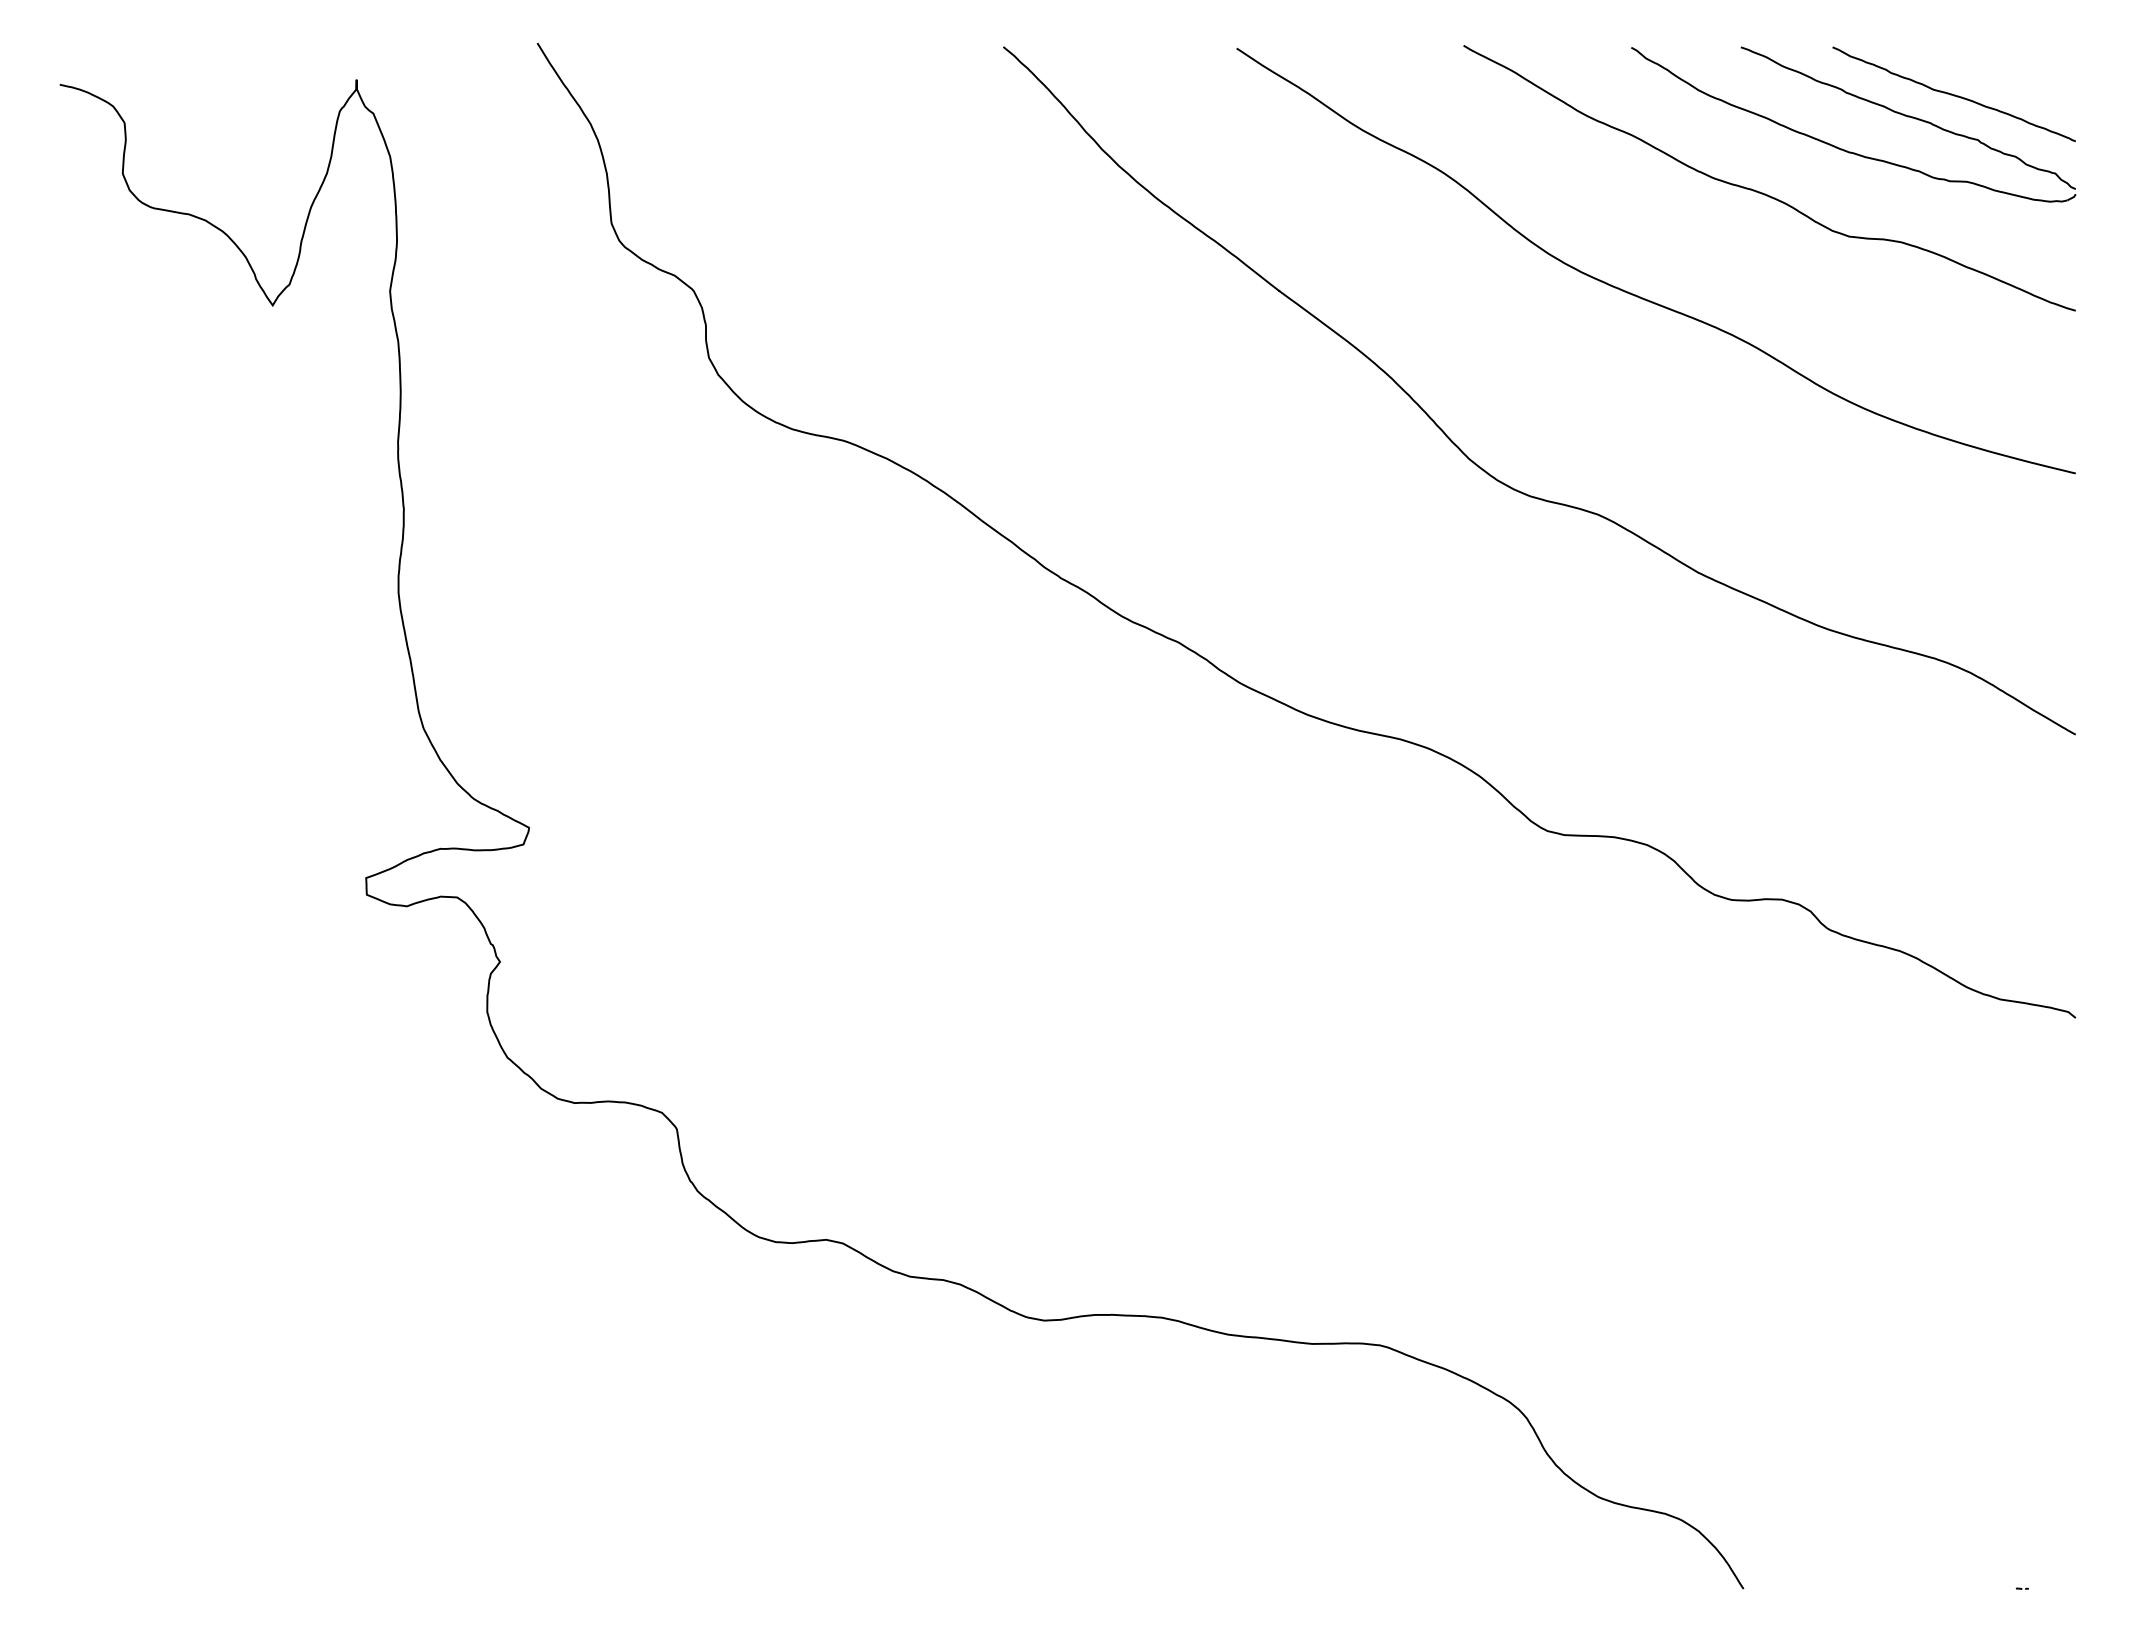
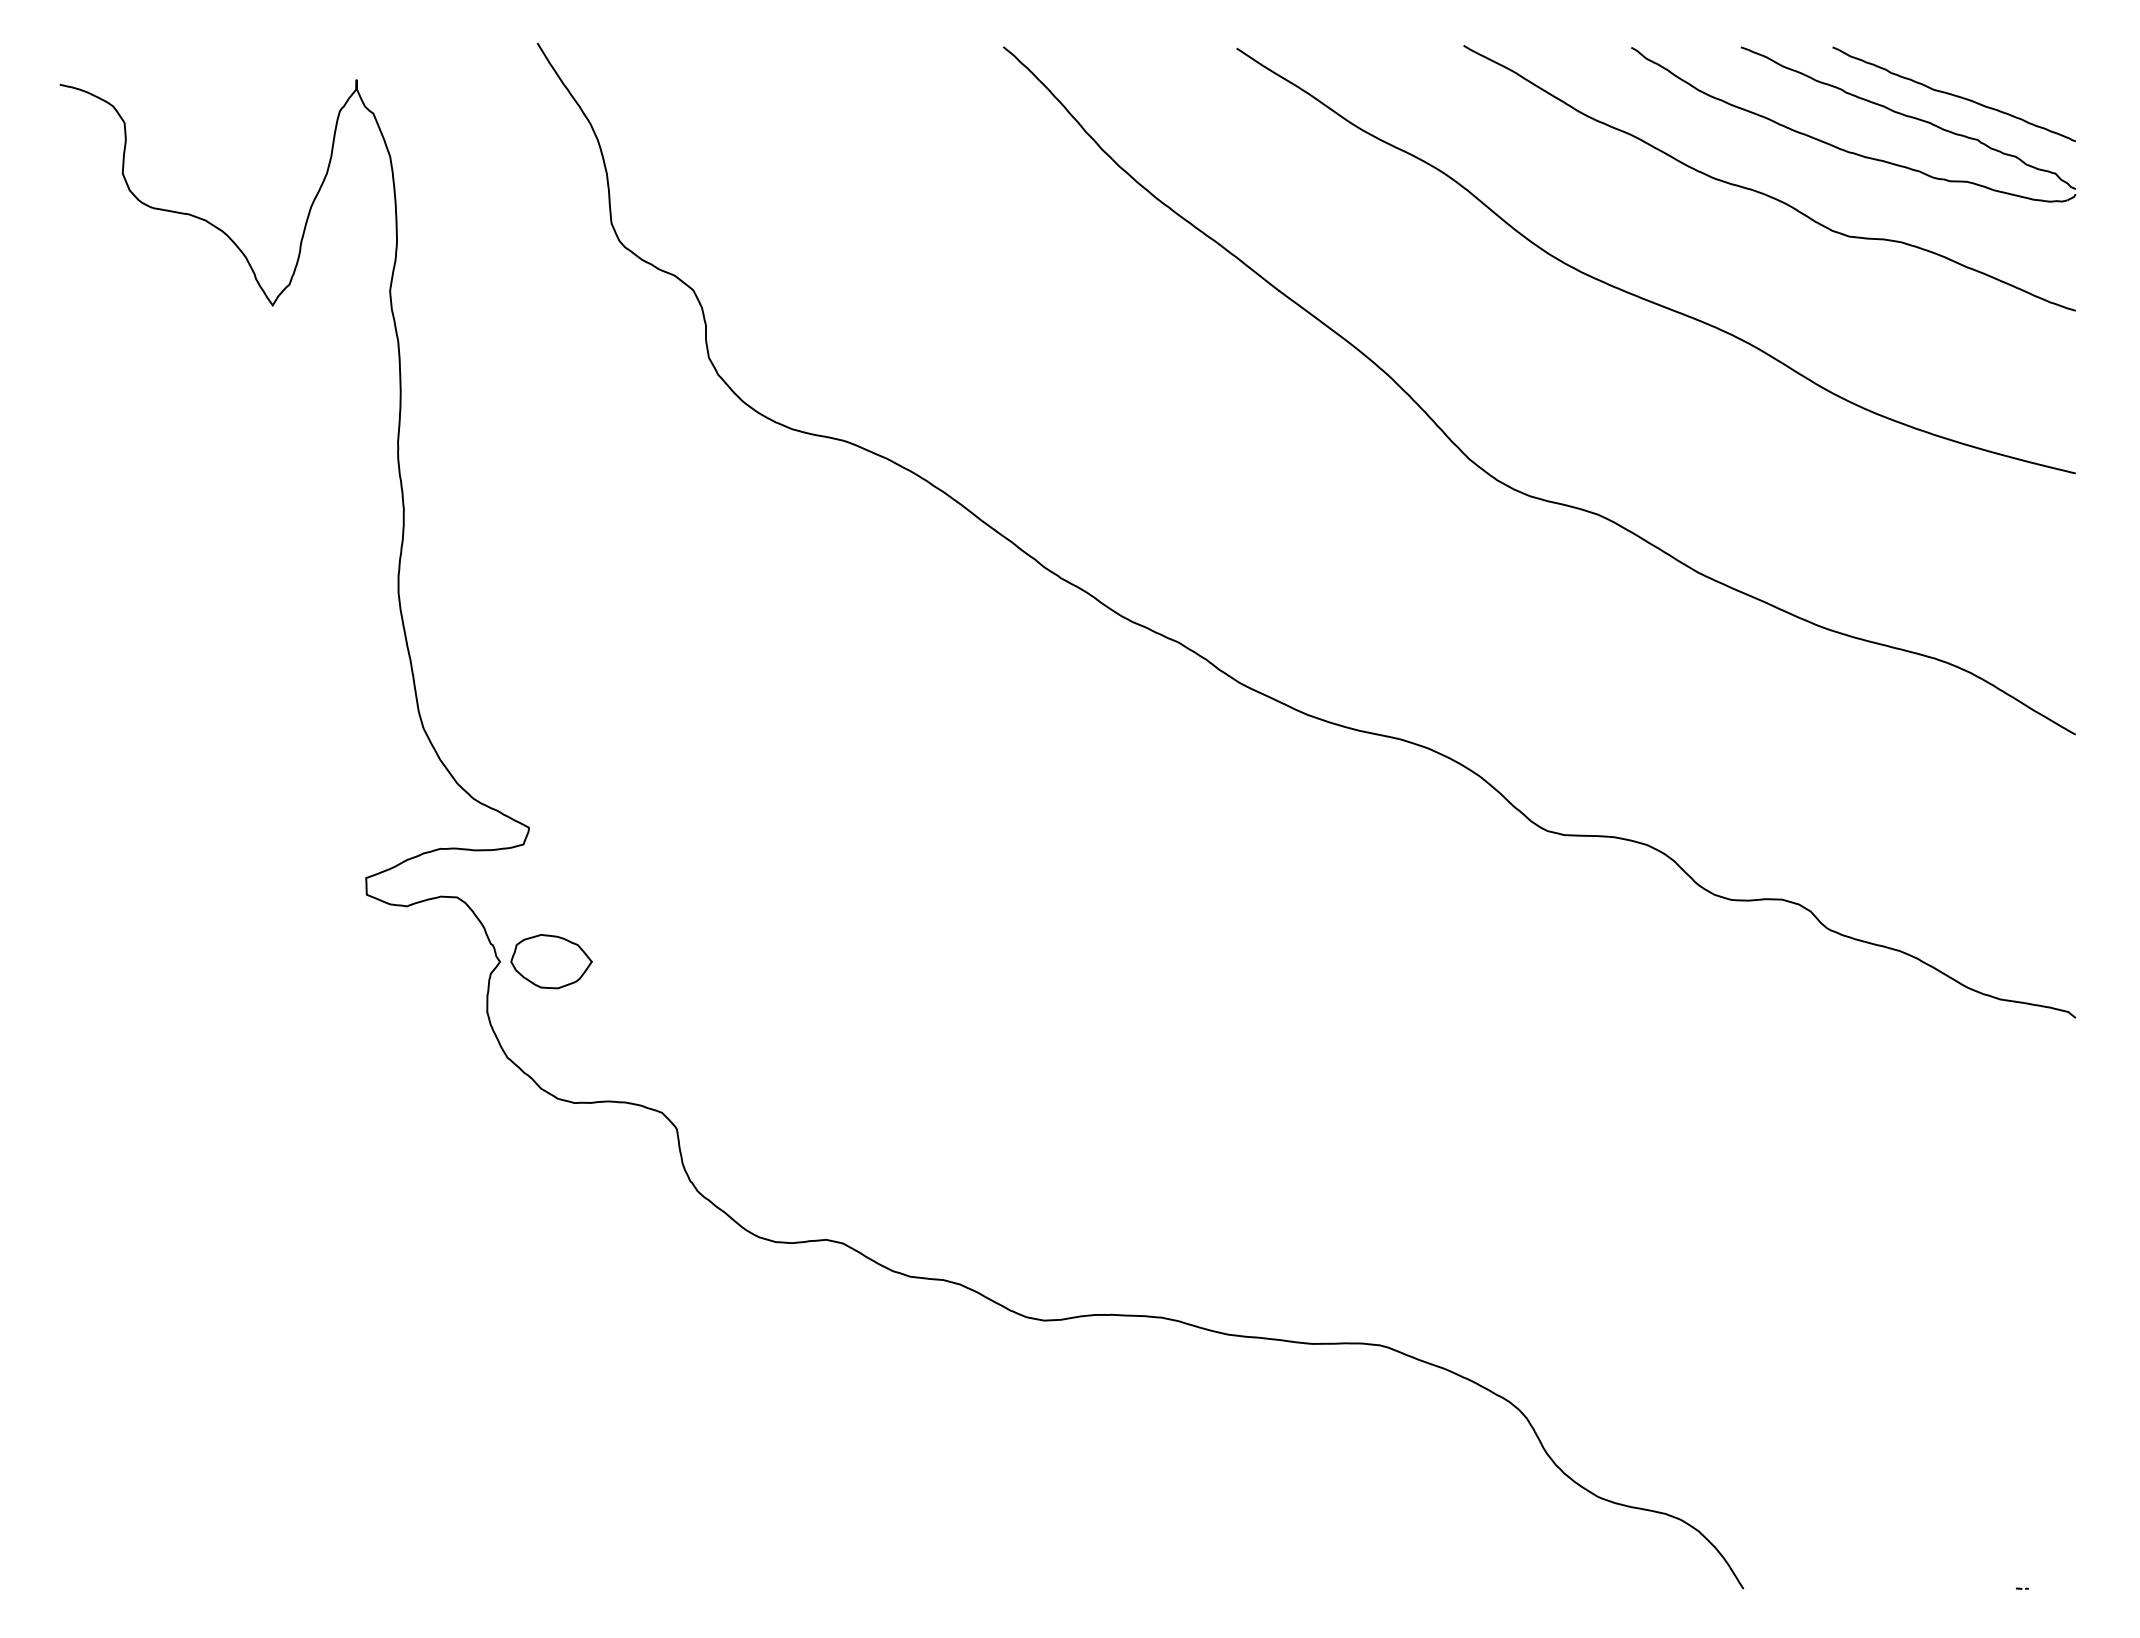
part: none -> present (551, 961)
